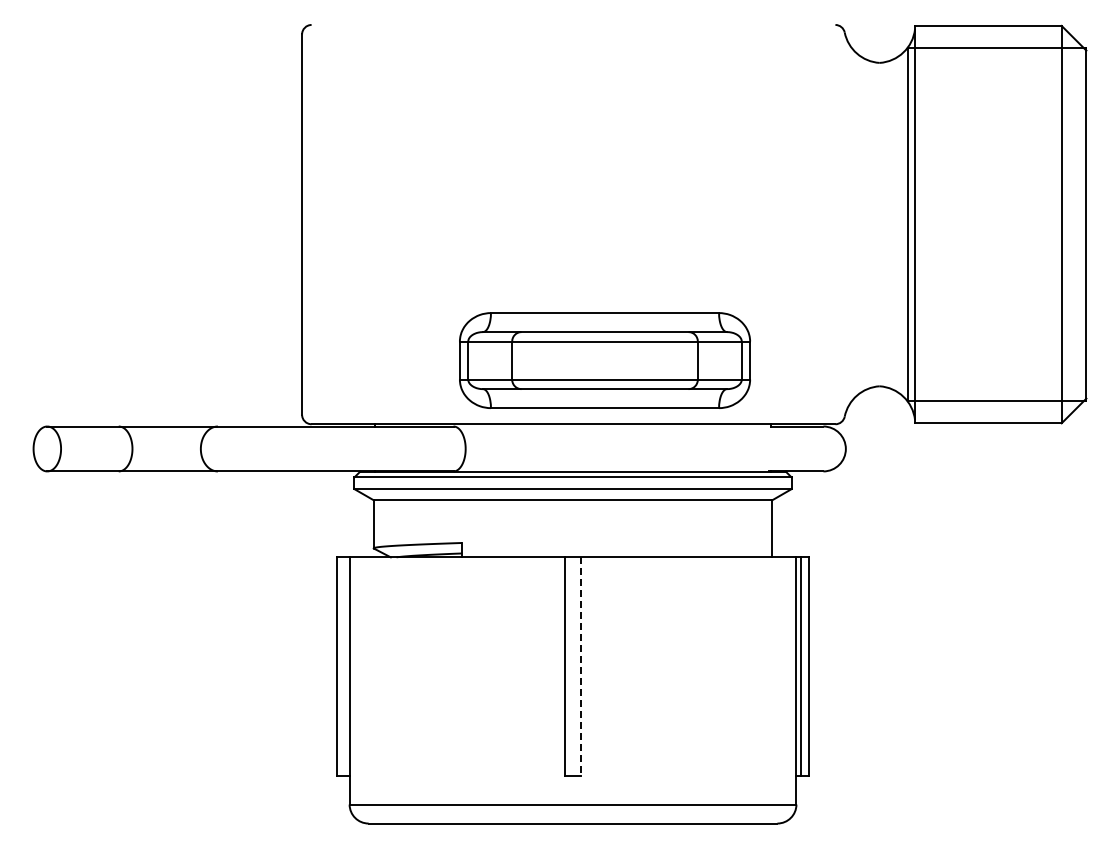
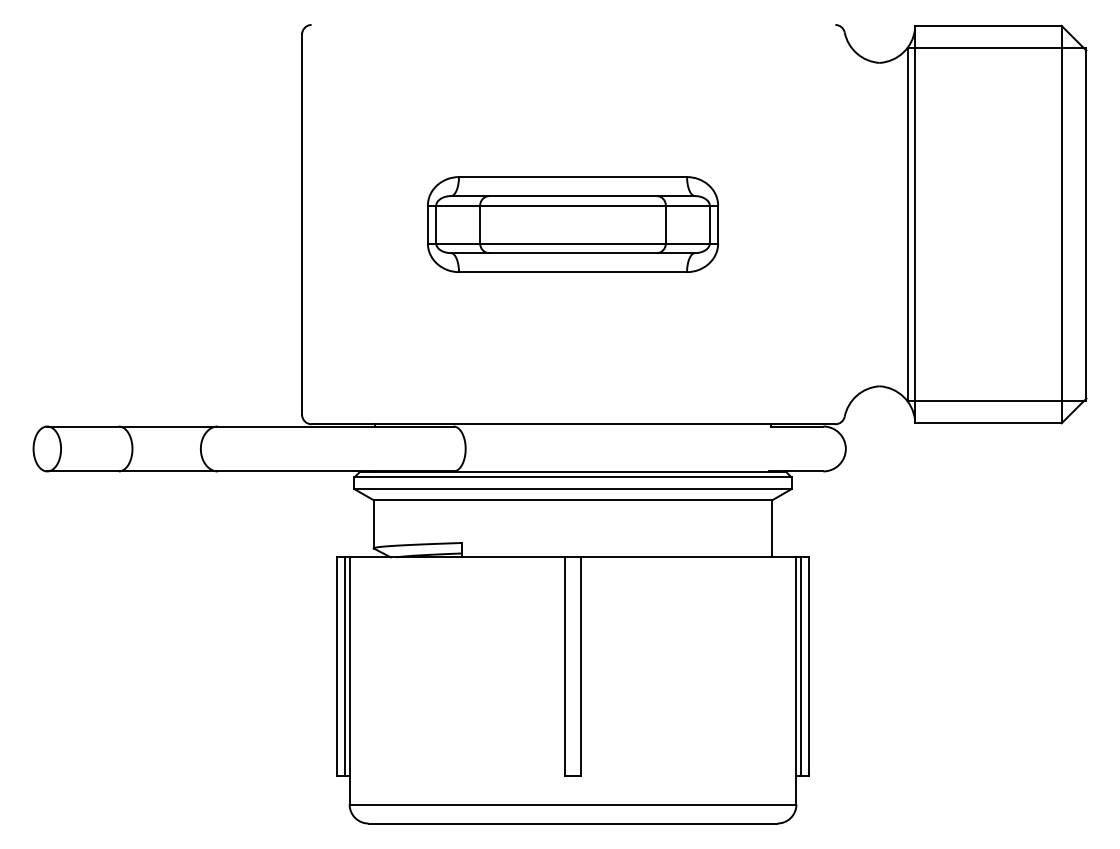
part position: (604, 360) -> (572, 224) (572, 224)
line: none -> present (344, 666)
line: dashed -> solid (580, 667)
